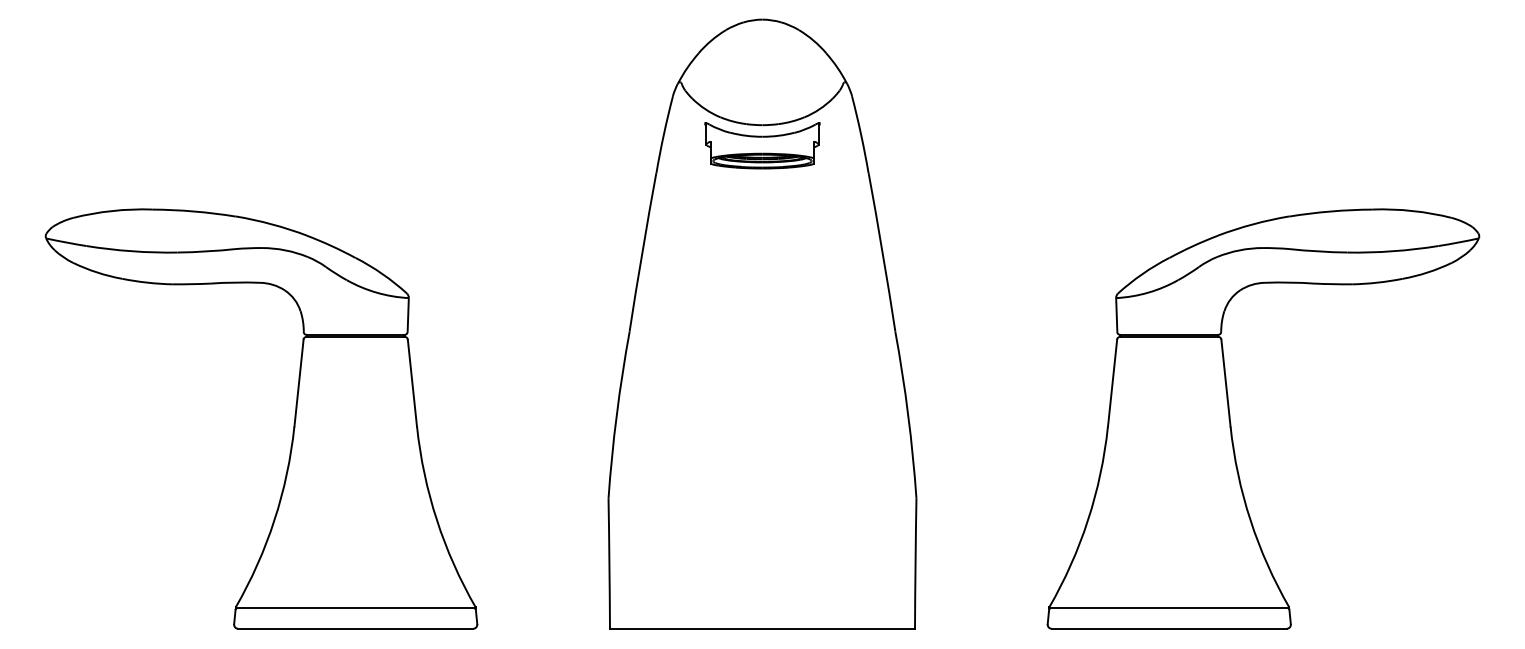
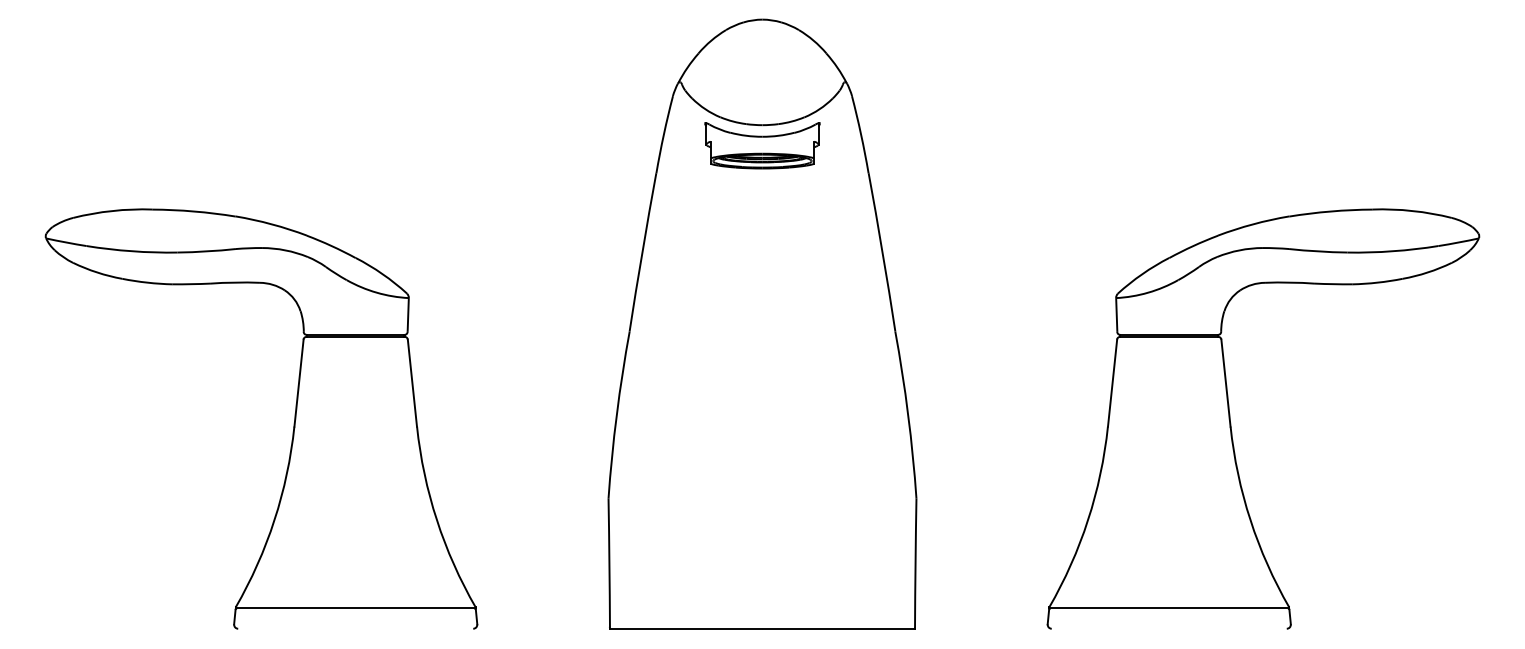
line: present -> none (355, 628)
line: present -> none (1168, 628)
